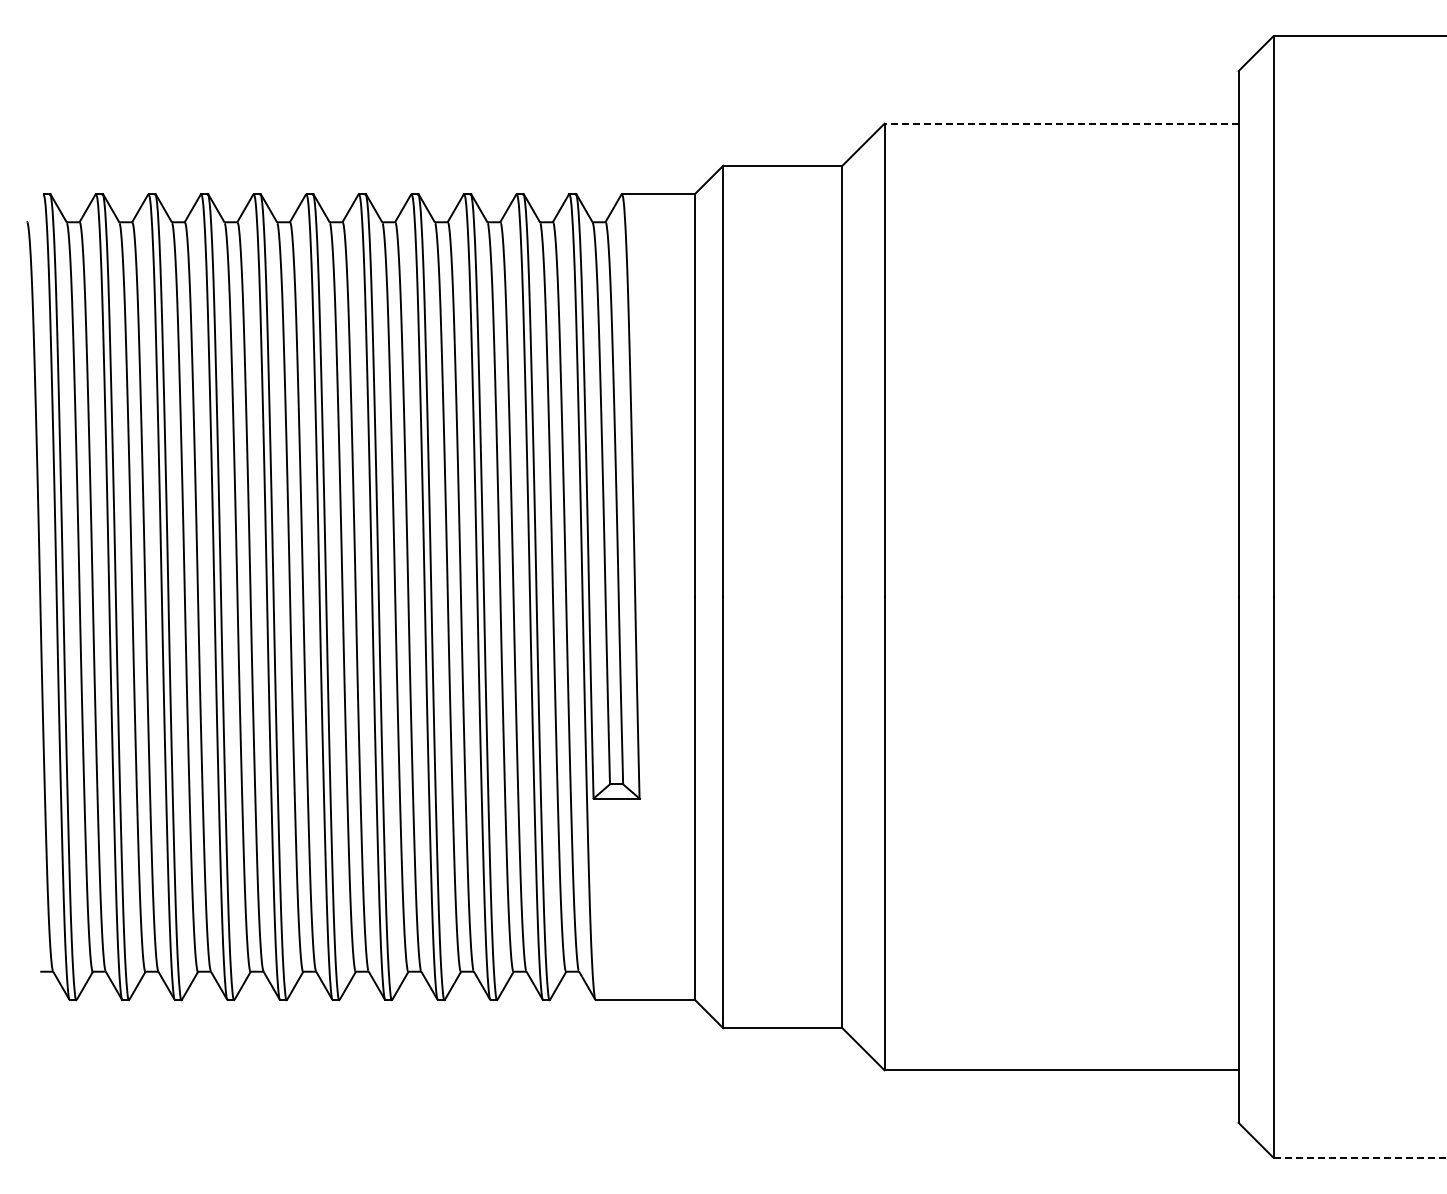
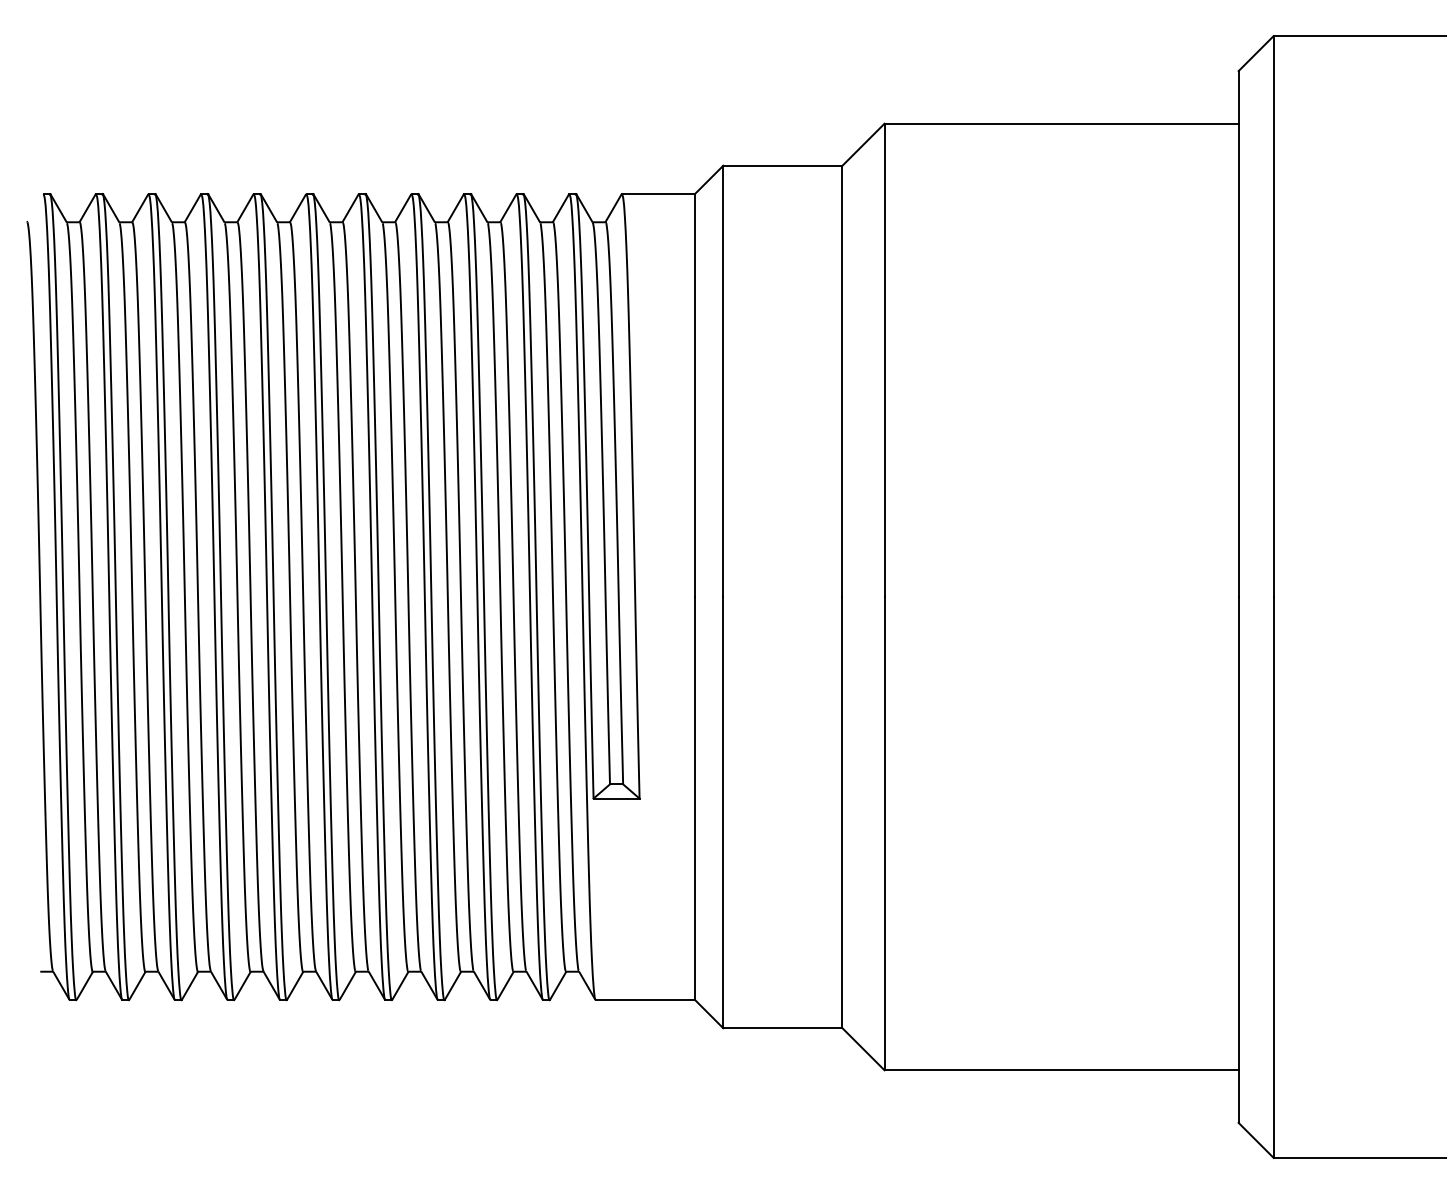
line: dashed -> solid (1061, 123)
line: dashed -> solid (1360, 1157)
